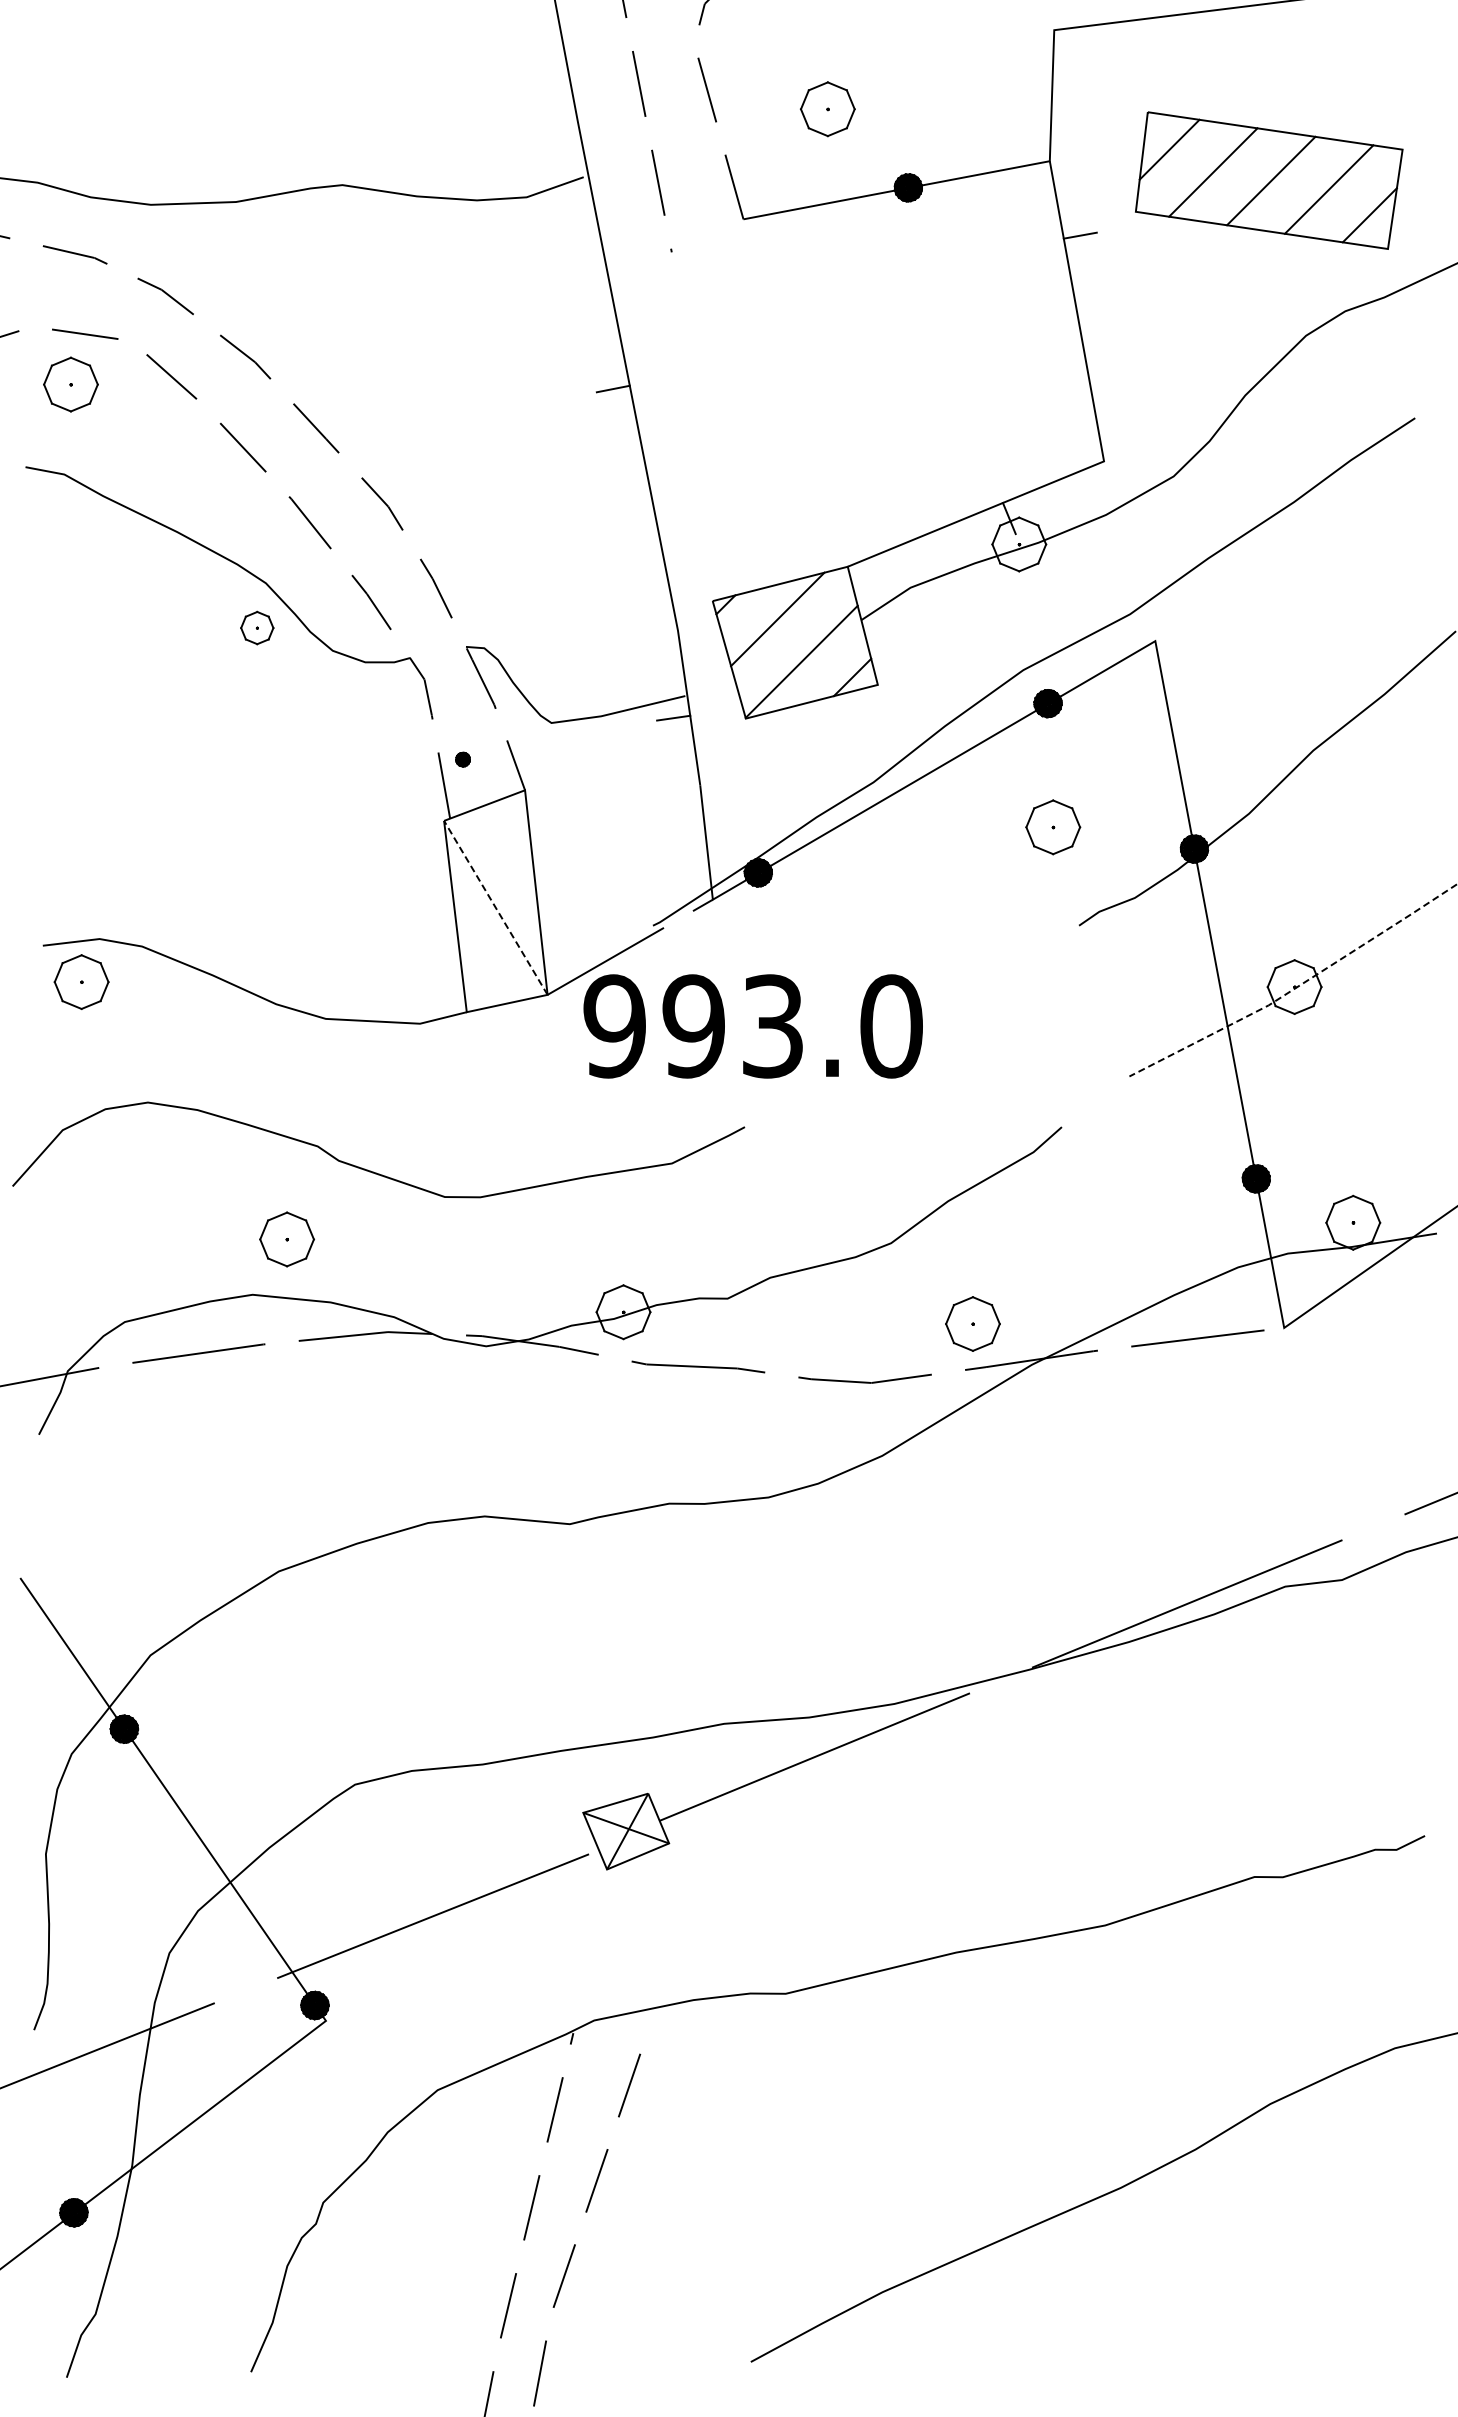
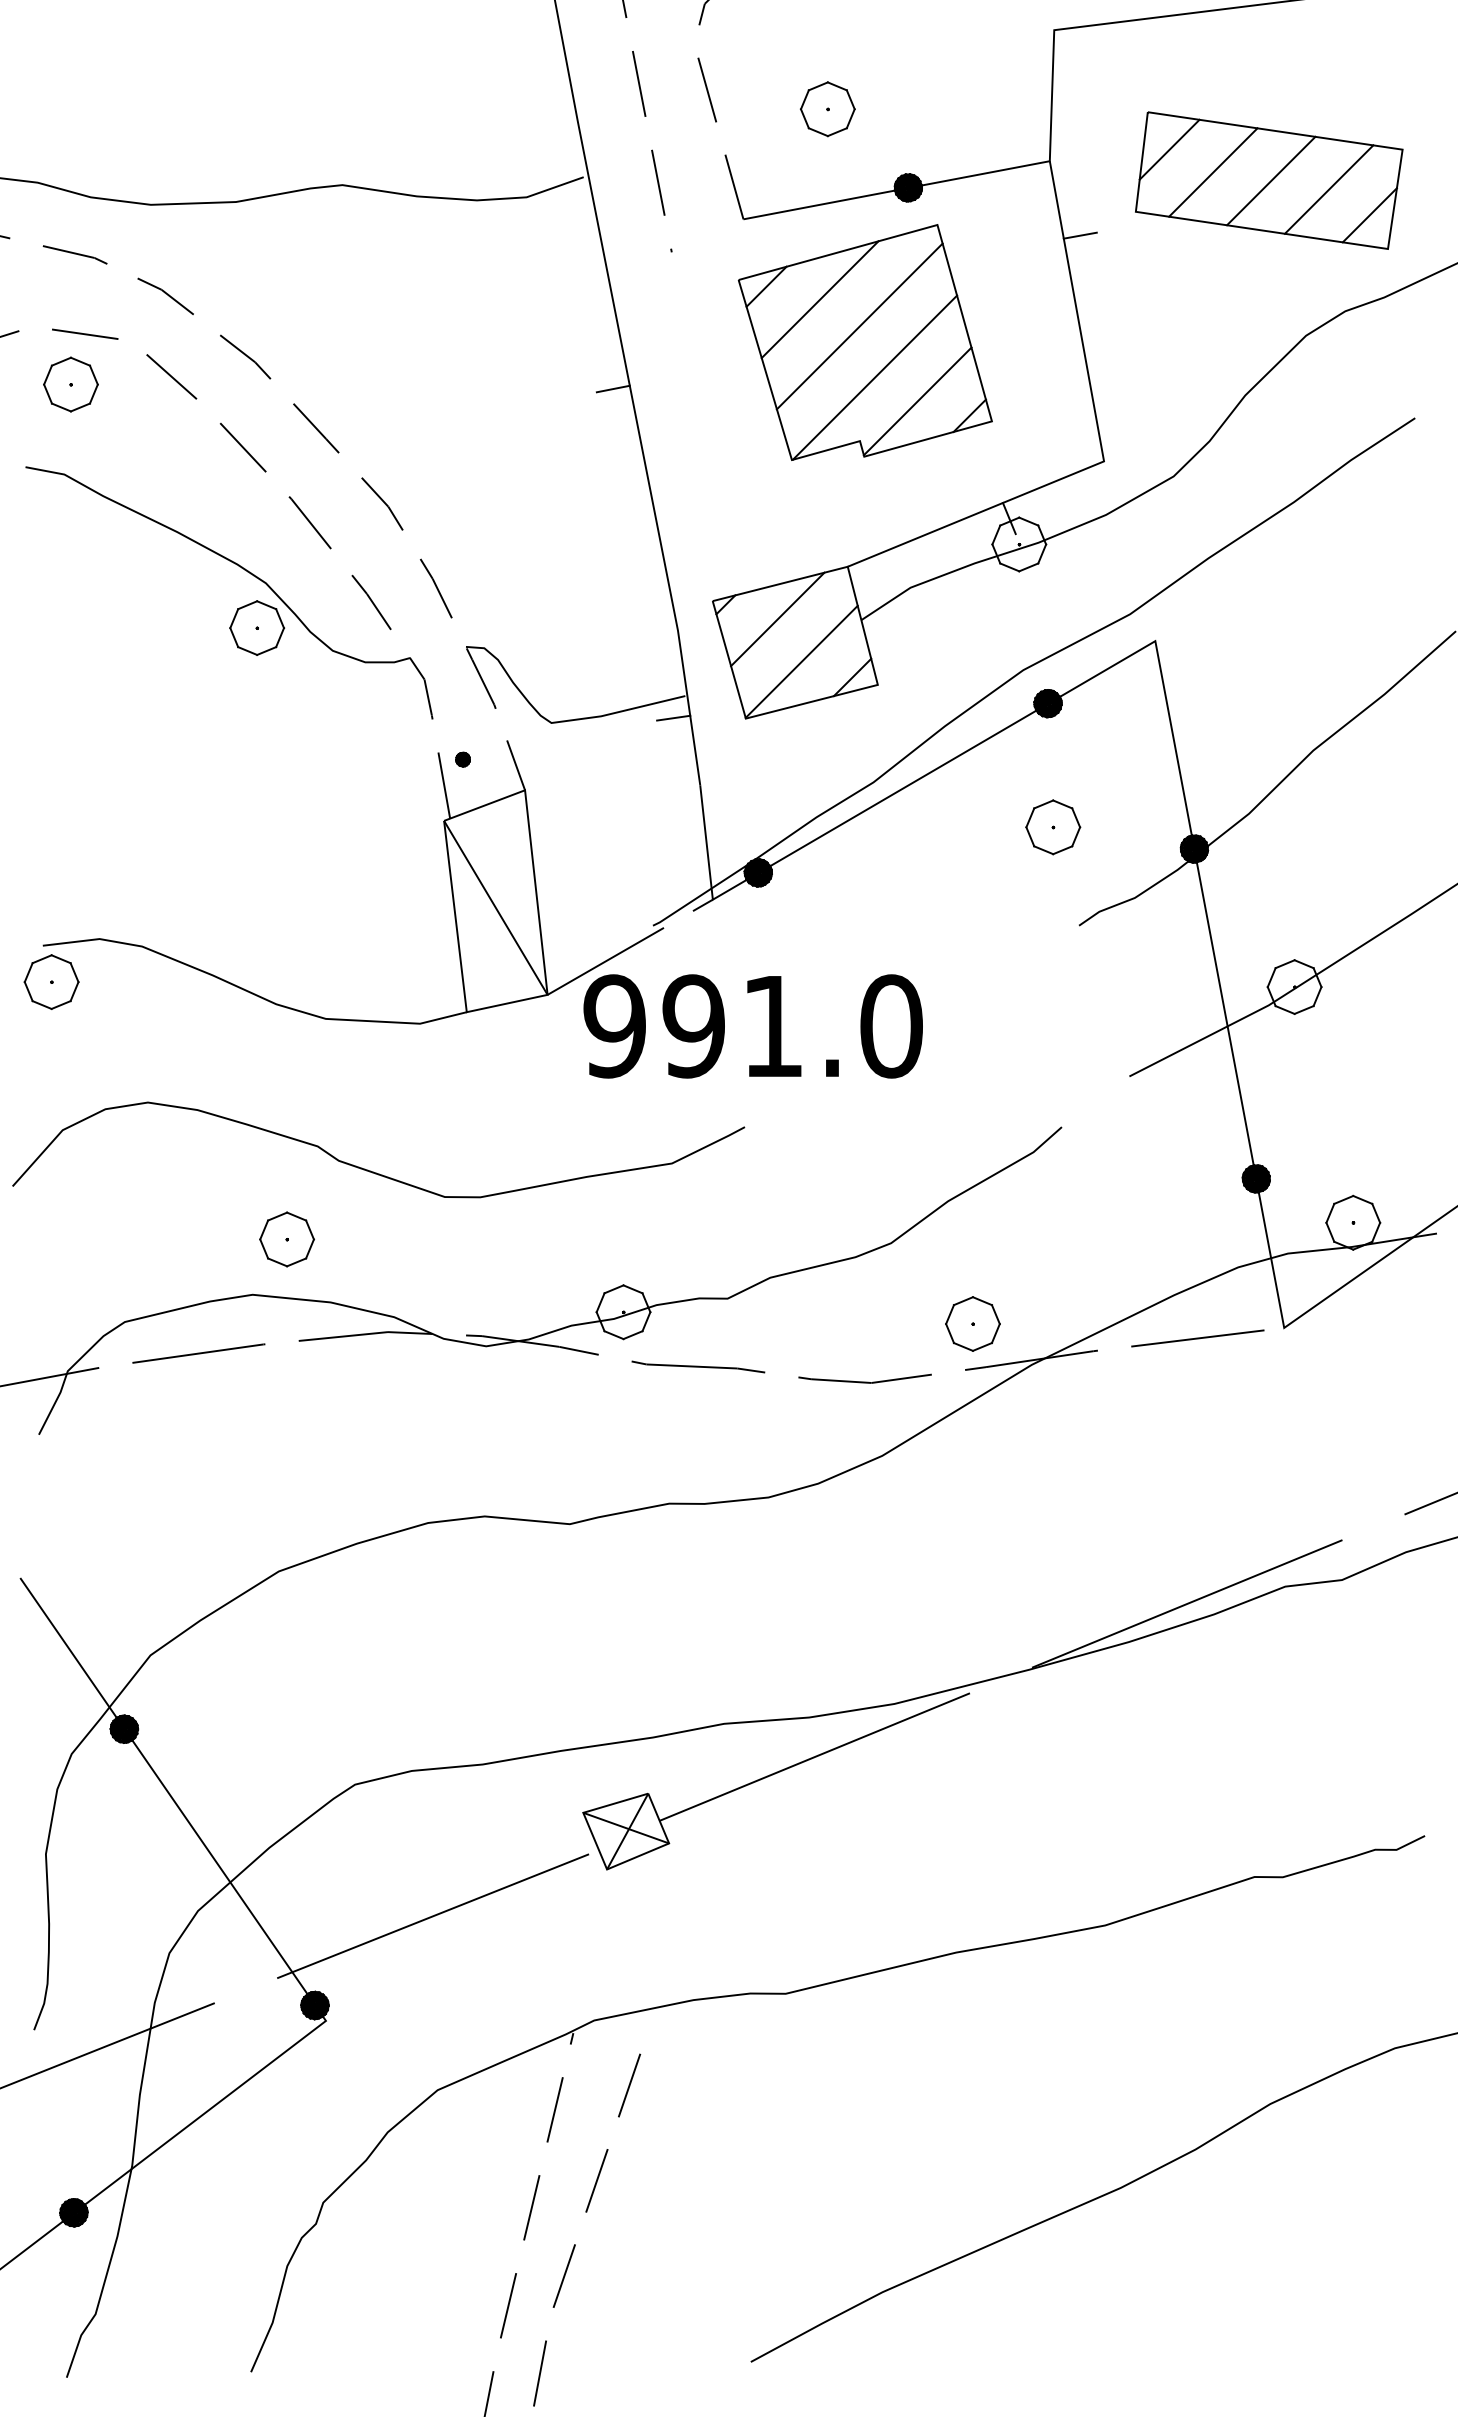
part: none -> present (864, 342)
part size: 35x36 px -> 57x56 px (257, 627)
line: dashed -> solid (495, 907)
part position: (81, 981) -> (51, 981) (51, 981)
line: dashed -> solid (1297, 987)
text: 993.0 -> 991.0 (772, 1026)
